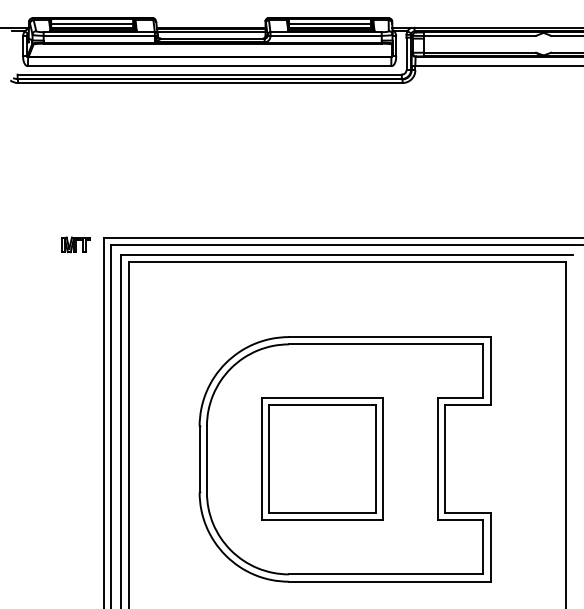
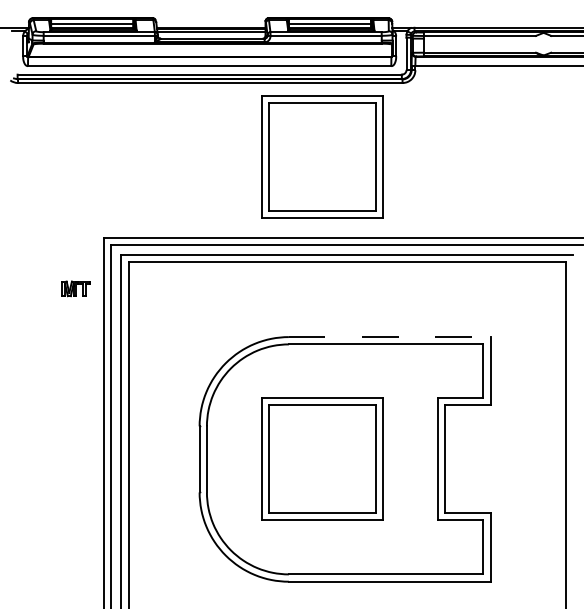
part: none -> present (322, 156)
part position: (75, 244) -> (75, 288) (75, 288)
line: solid -> dashed (389, 337)
